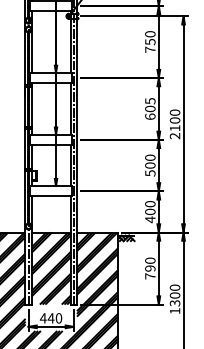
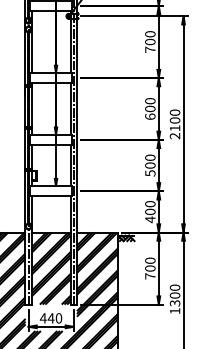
text: 750 -> 700 (150, 41)
text: 605 -> 600 (150, 101)
text: 790 -> 700 (150, 268)
